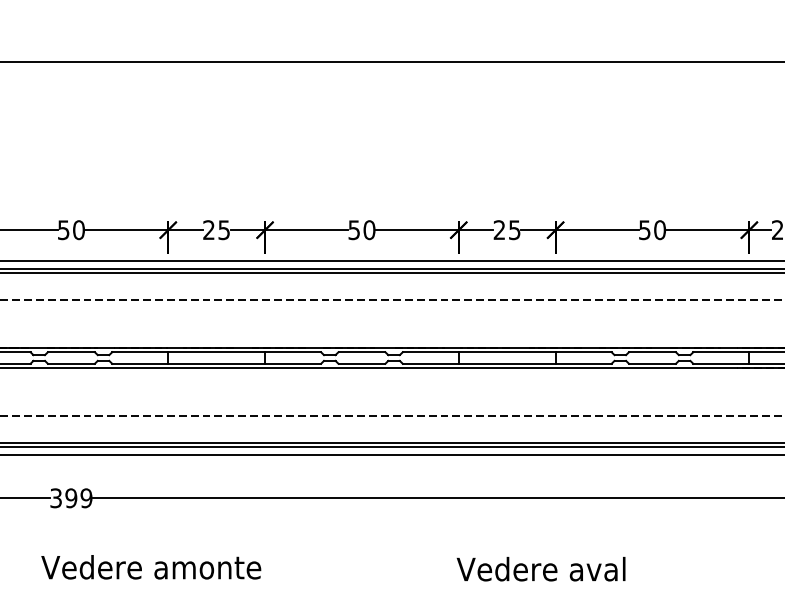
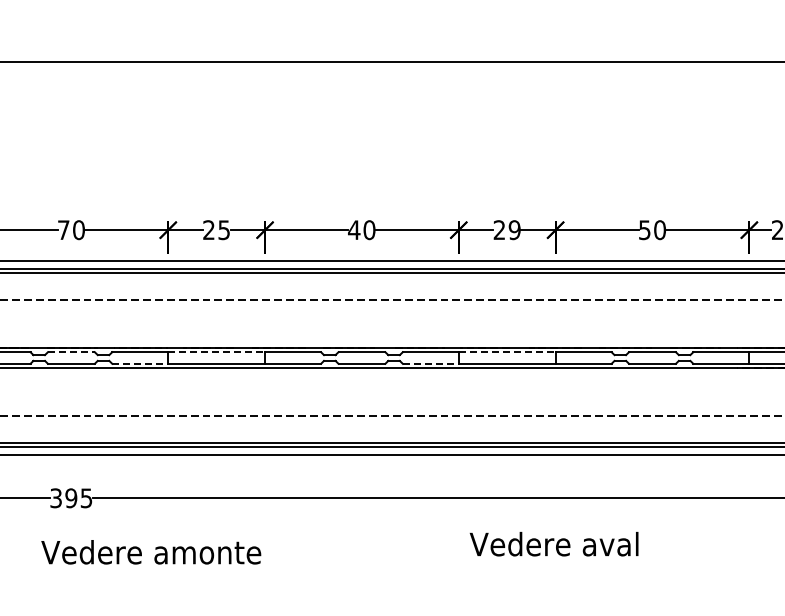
text: 25 -> 29 (514, 229)
text: 50 -> 70 (63, 230)
text: 50 -> 40 (354, 230)
line: solid -> dashed (71, 352)
line: solid -> dashed (217, 352)
line: solid -> dashed (507, 352)
line: solid -> dashed (140, 363)
line: solid -> dashed (430, 363)
text: 399 -> 395 (86, 497)
text position: (151, 567) -> (151, 552) (151, 552)
text position: (540, 569) -> (553, 544) (553, 544)
